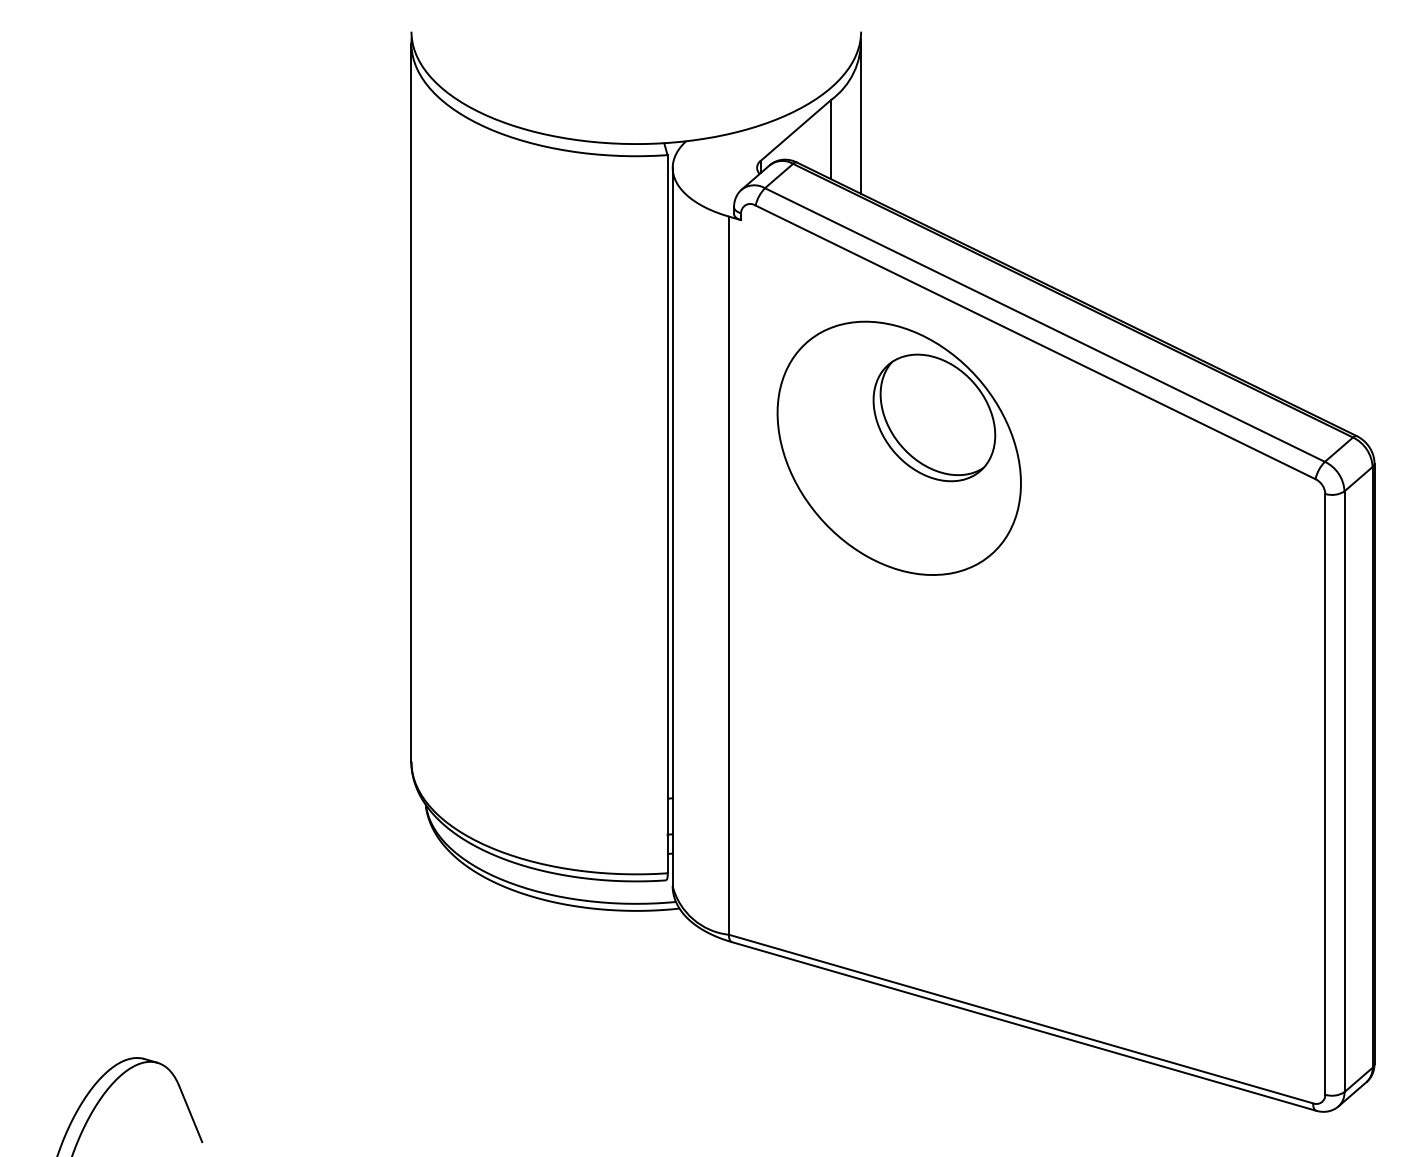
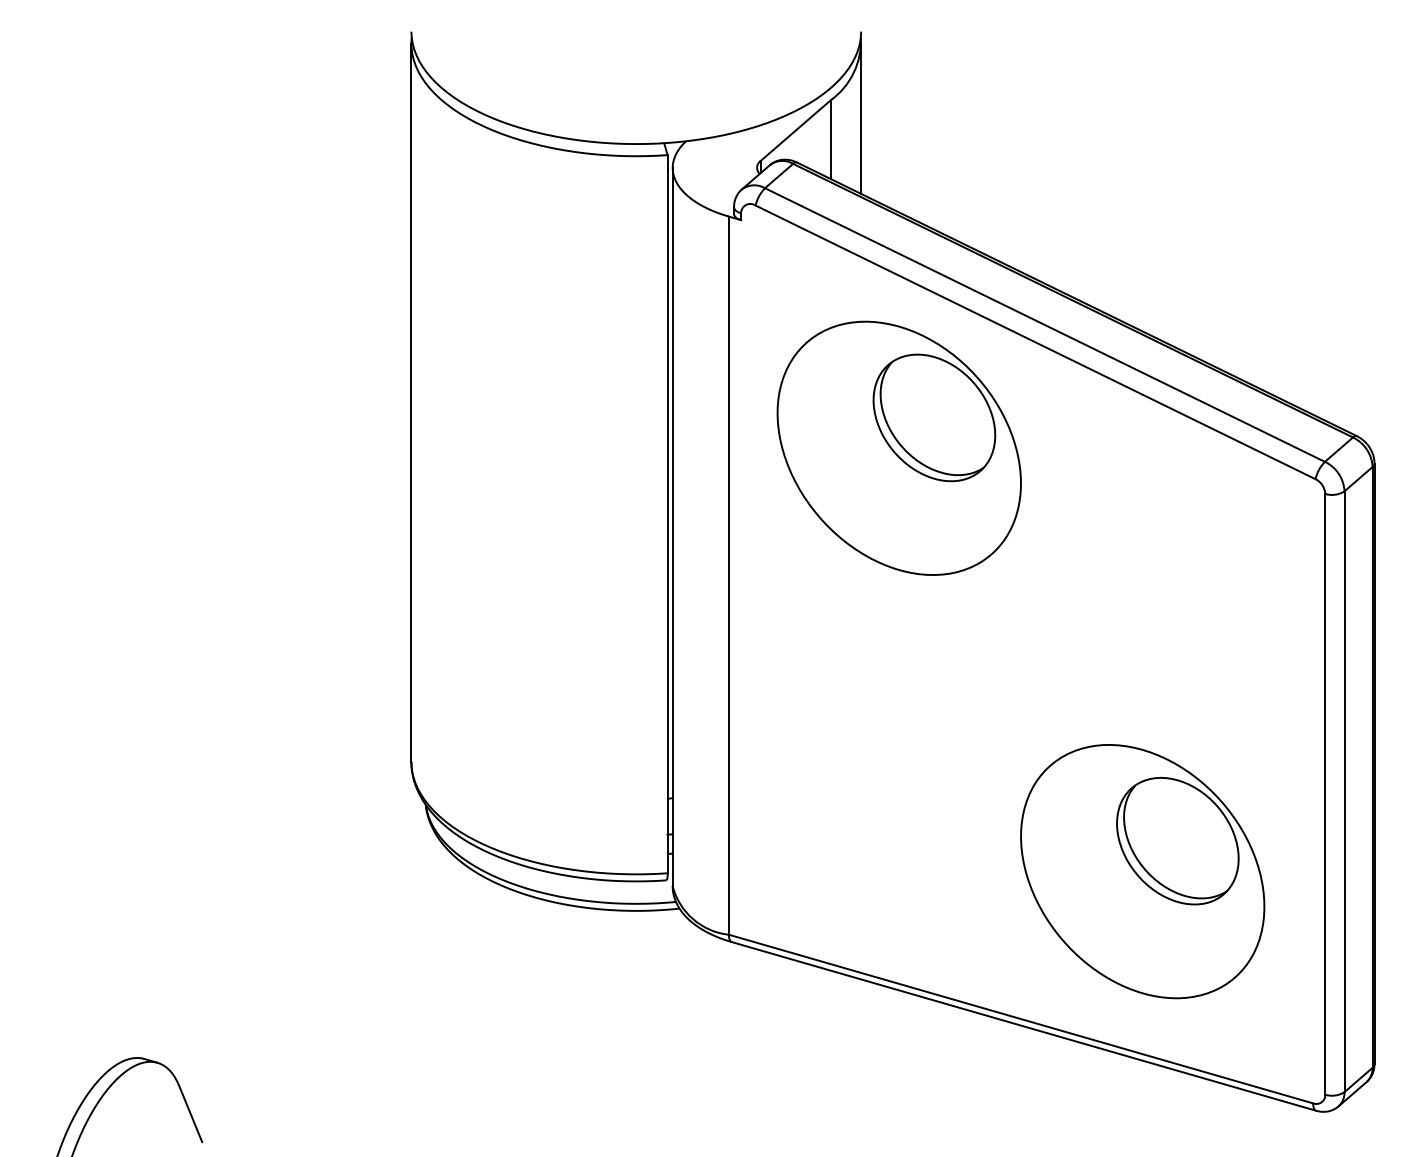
part: none -> present (1142, 871)
